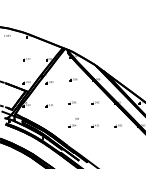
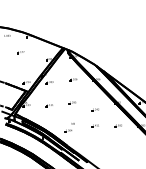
part position: (26, 59) -> (20, 52) (20, 52)
part position: (94, 102) -> (94, 109) (94, 109)
part position: (73, 122) -> (69, 127) (69, 127)
